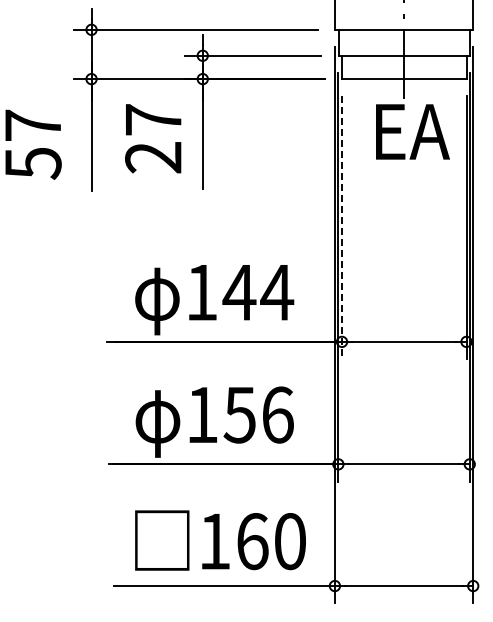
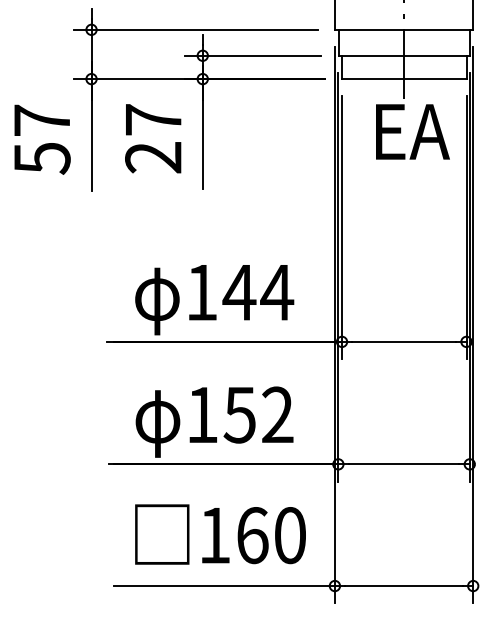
text position: (33, 144) -> (42, 139) (42, 139)
line: dashed -> solid (342, 228)
text: 156 -> 152 (277, 414)
text position: (220, 540) -> (220, 534) (220, 534)
